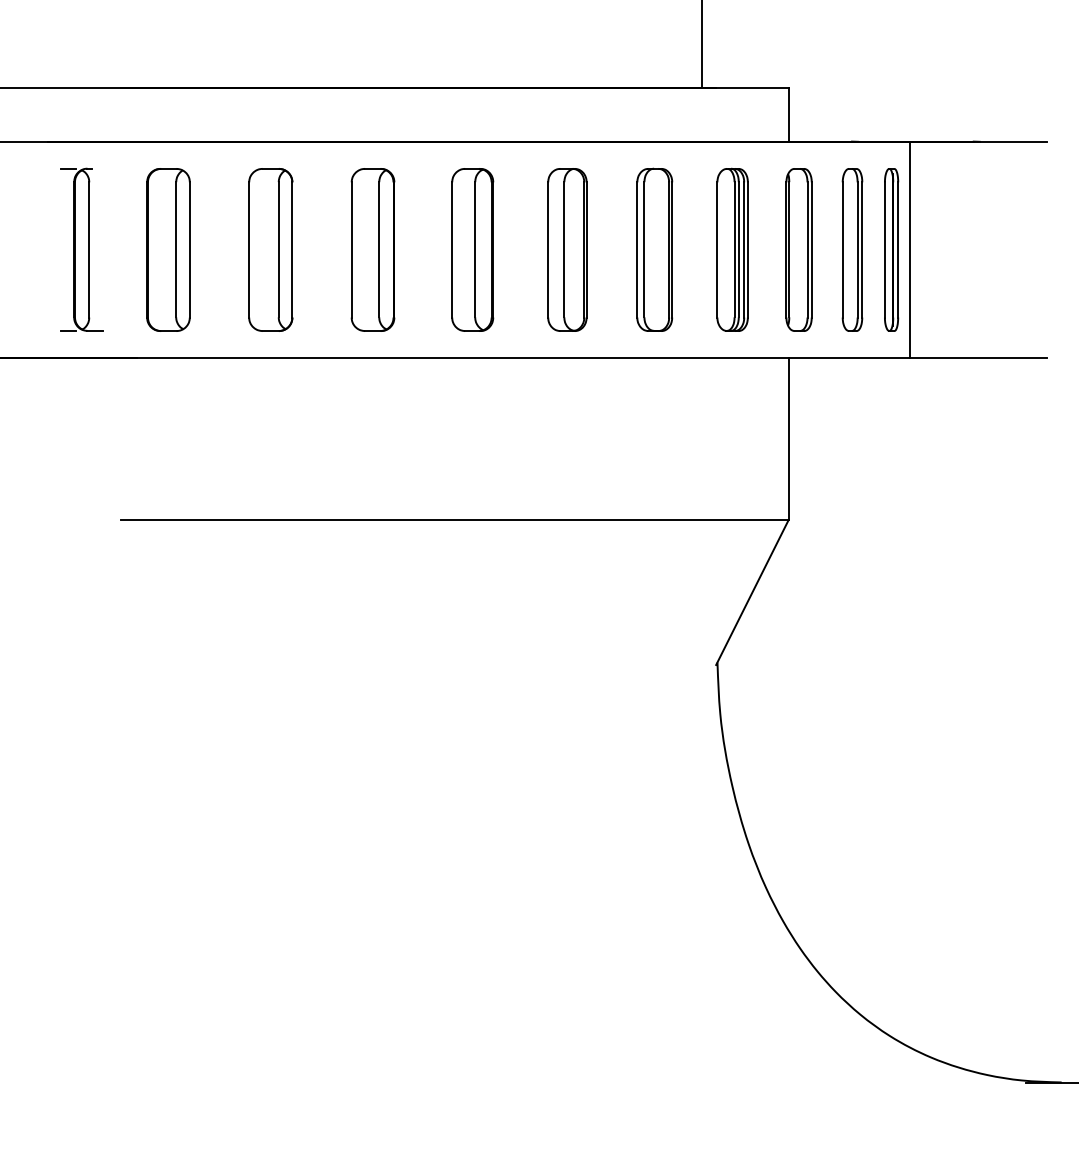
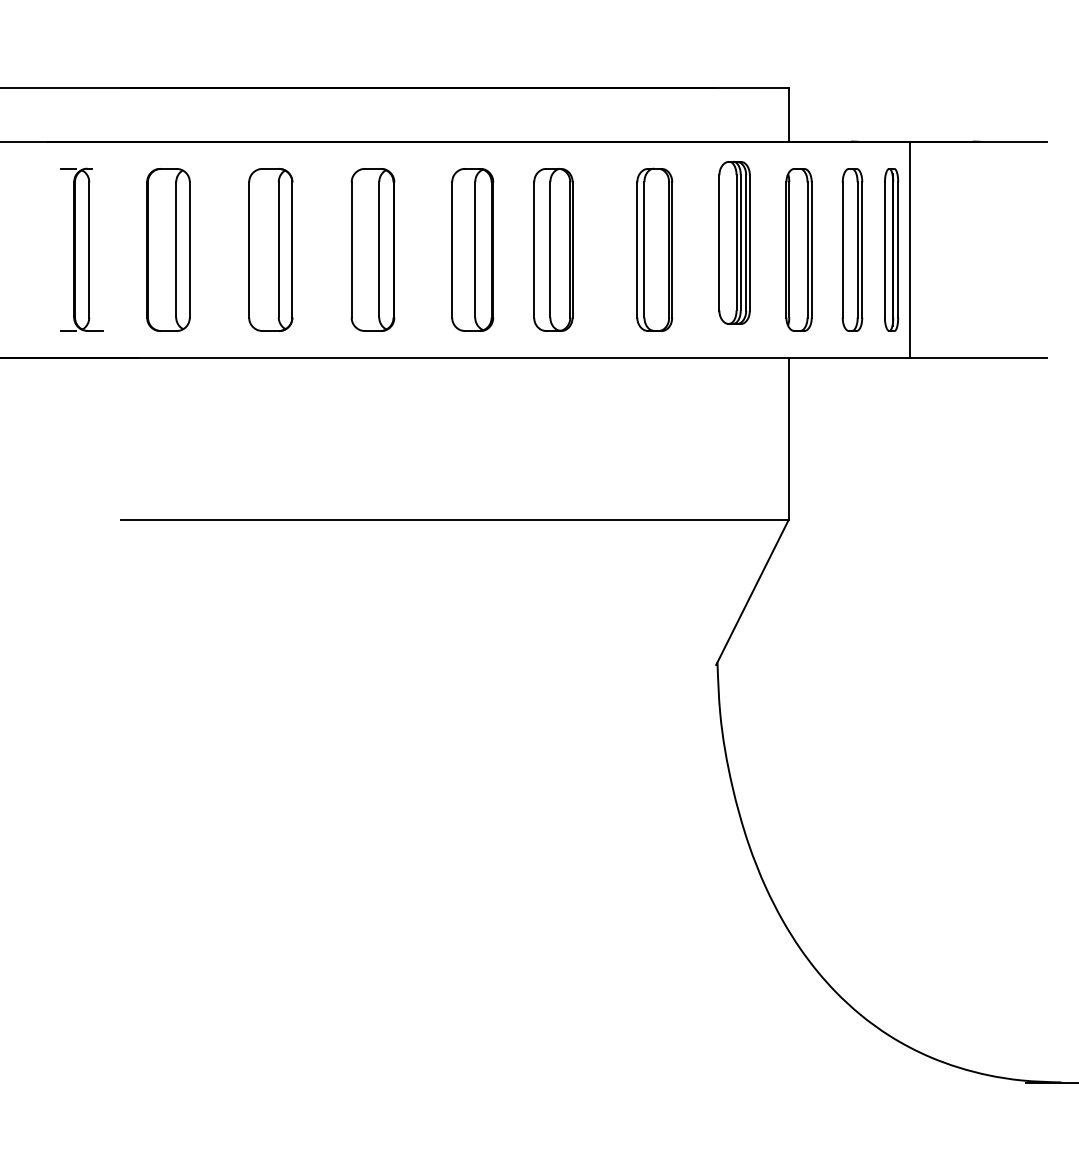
line: present -> none (701, 44)
part position: (567, 249) -> (553, 249) (553, 249)
part position: (732, 249) -> (734, 242) (734, 242)
